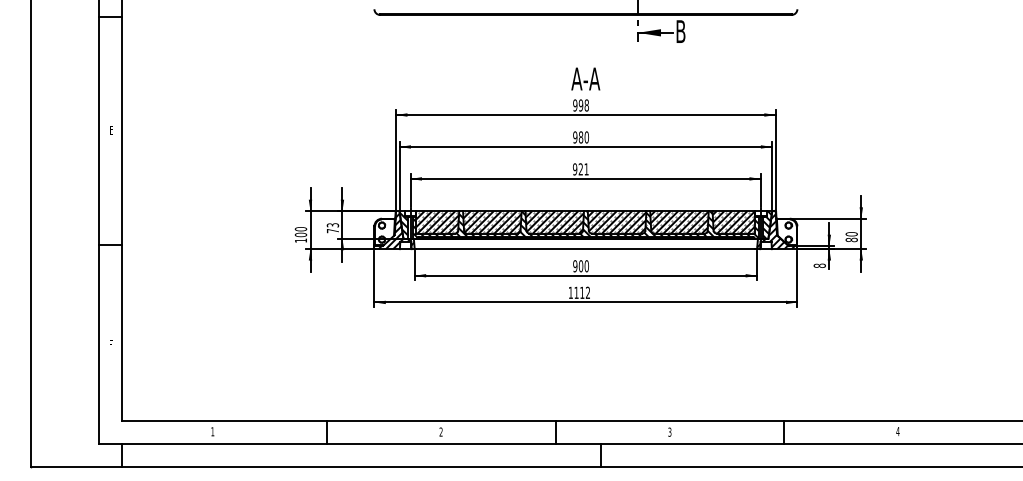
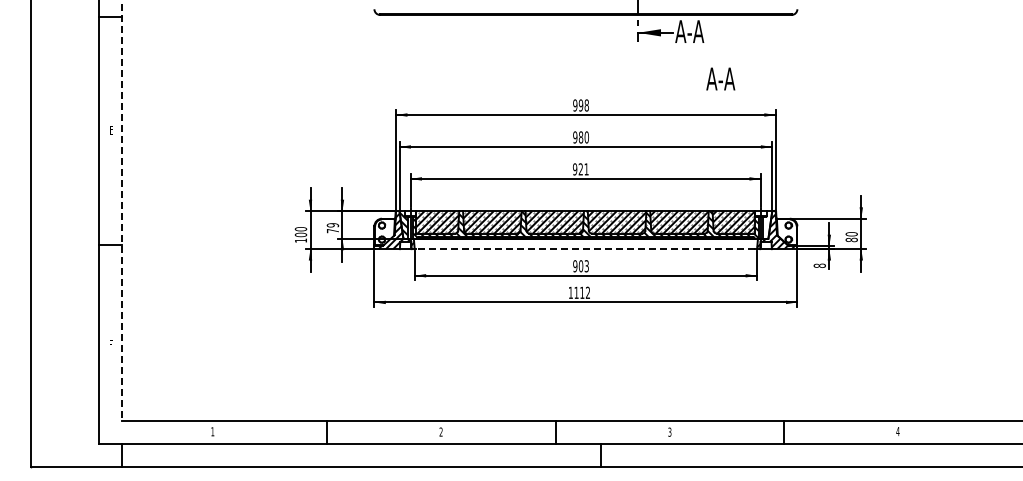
text: B -> A-A (689, 31)
text position: (585, 78) -> (720, 78) (720, 78)
line: solid -> dashed (121, 211)
hatch: present -> none (767, 224)
text: 73 -> 79 (332, 225)
line: solid -> dashed (585, 249)
text: 900 -> 903 (586, 266)
